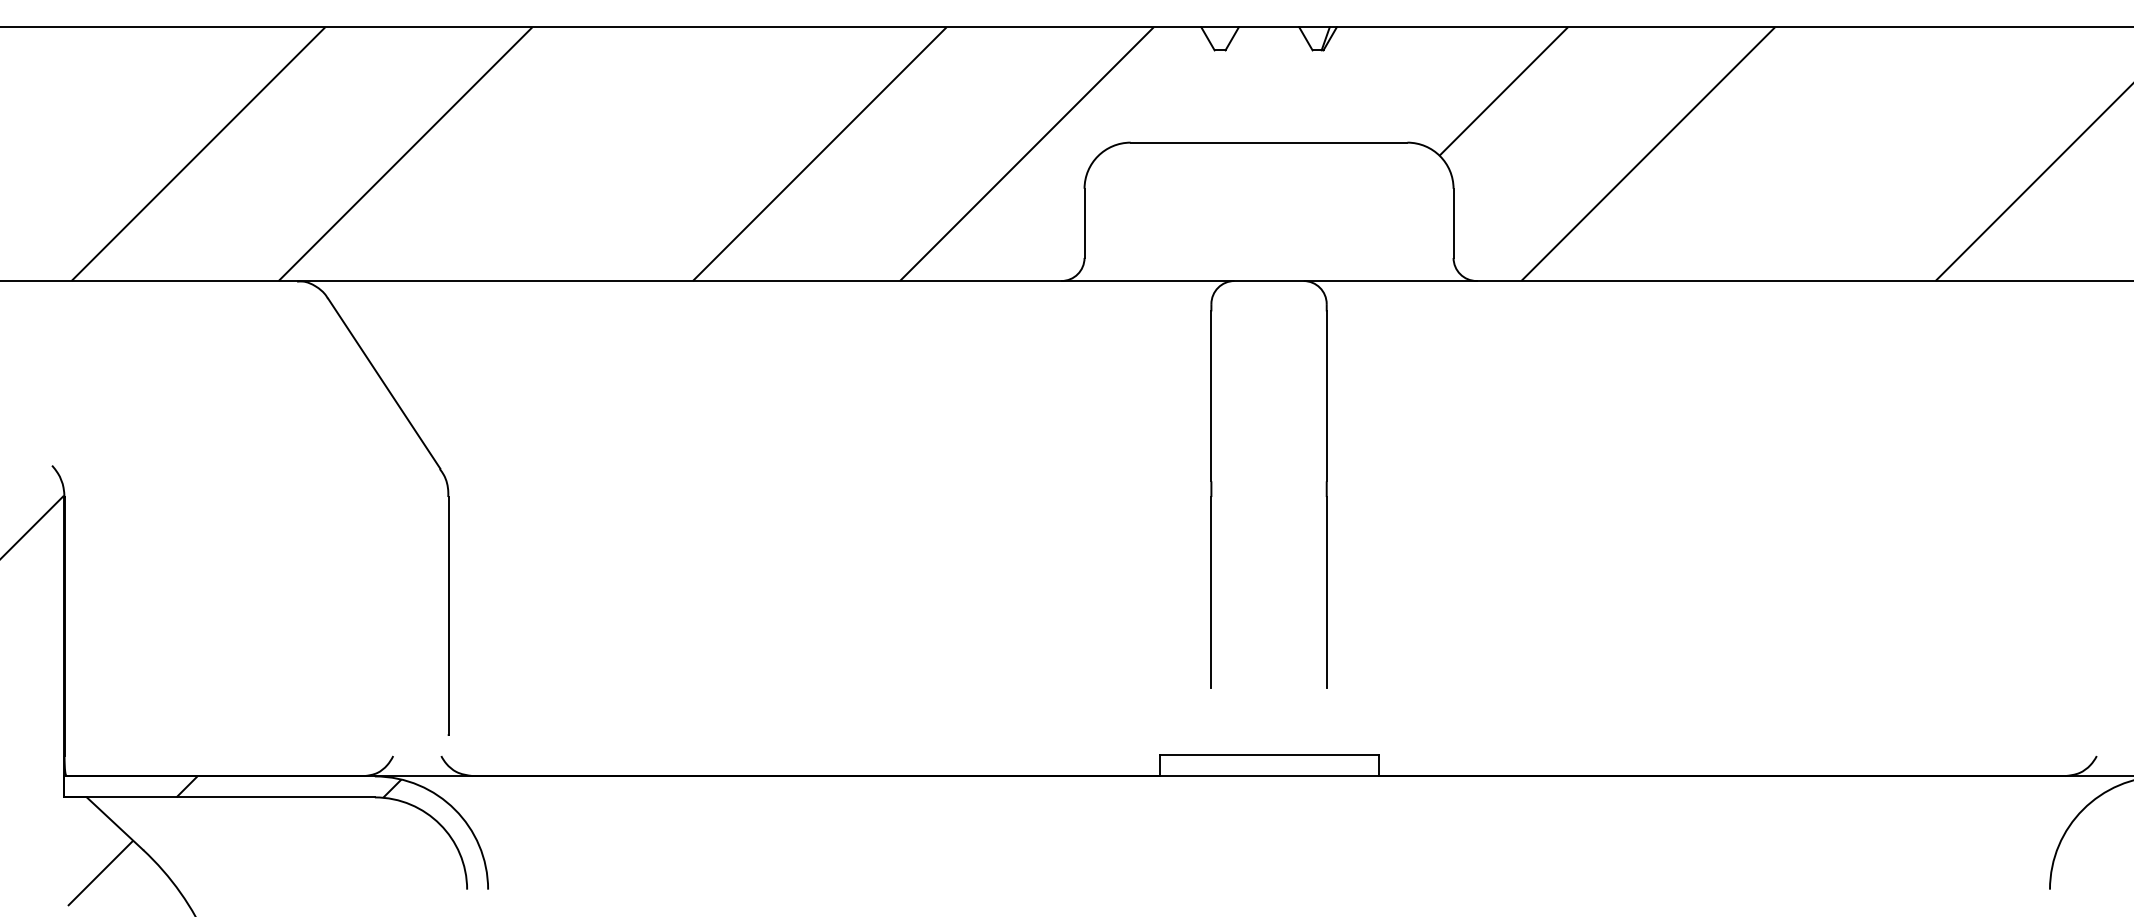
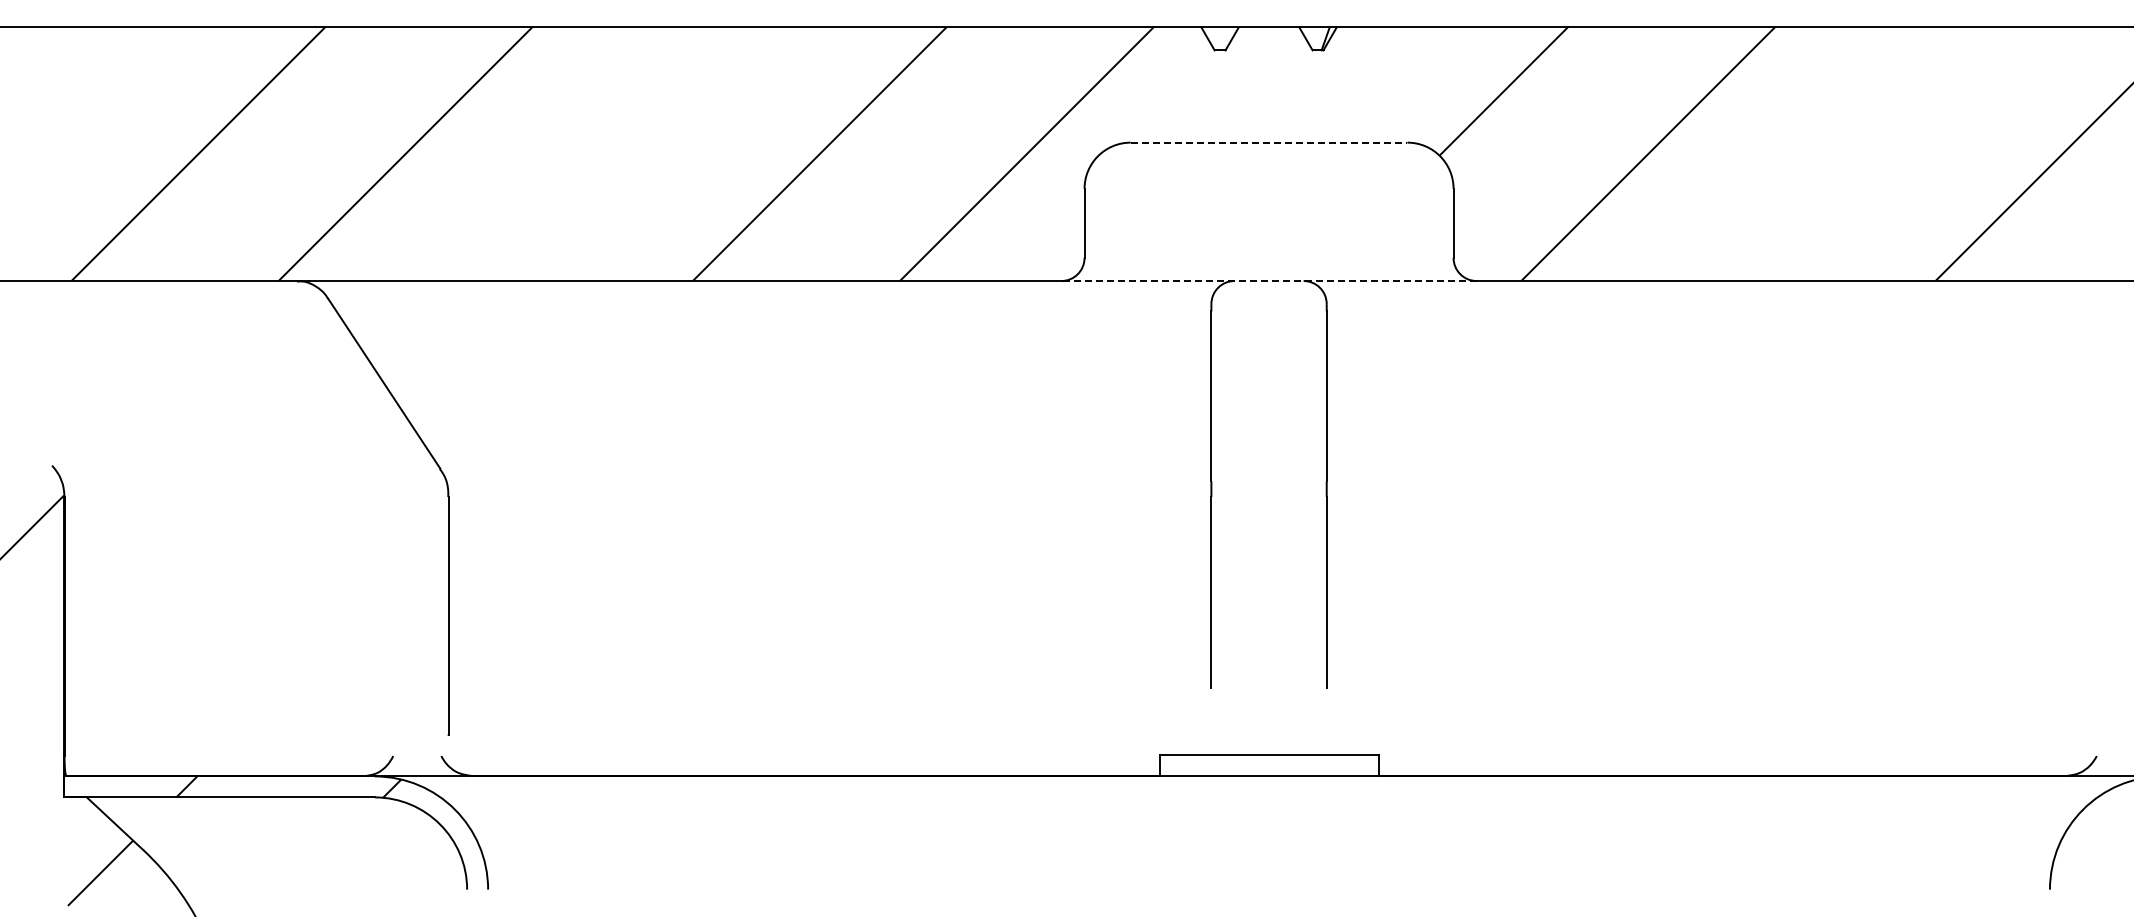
line: solid -> dashed (1269, 142)
line: solid -> dashed (1269, 281)
